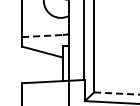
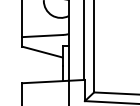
line: dashed -> solid (42, 36)
line: dashed -> solid (117, 93)
